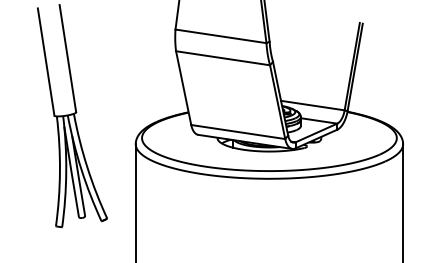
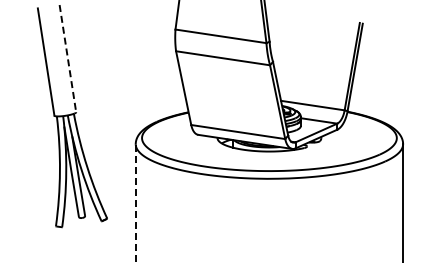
line: solid -> dashed (67, 59)
line: solid -> dashed (135, 202)
